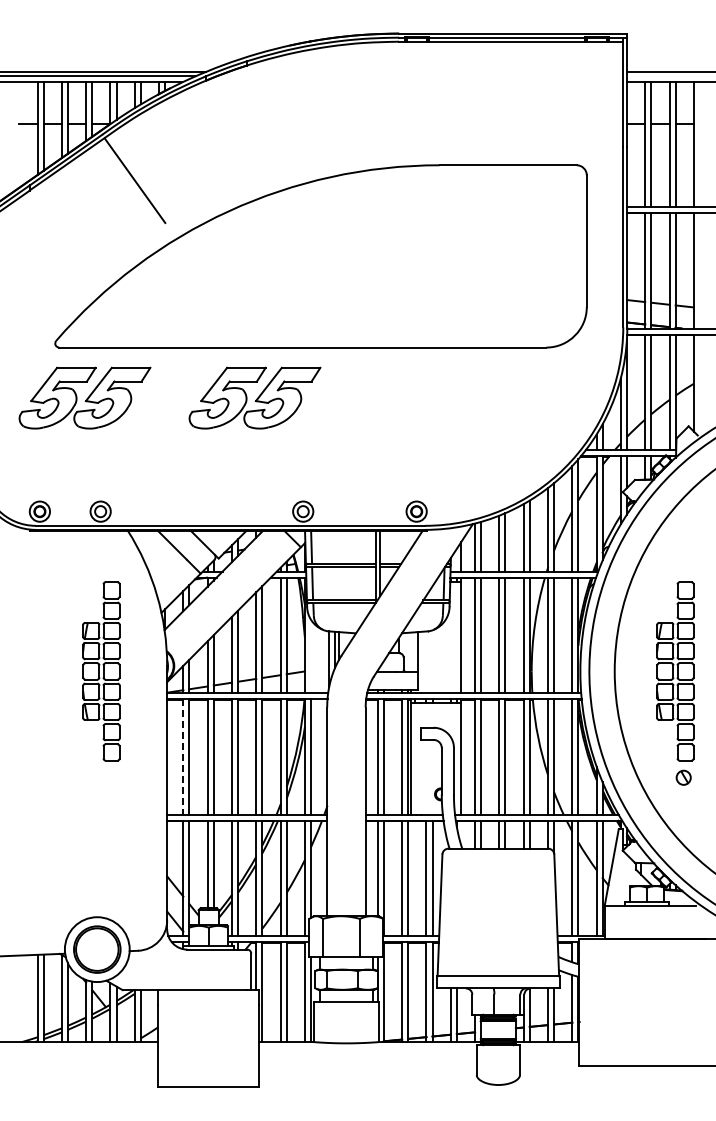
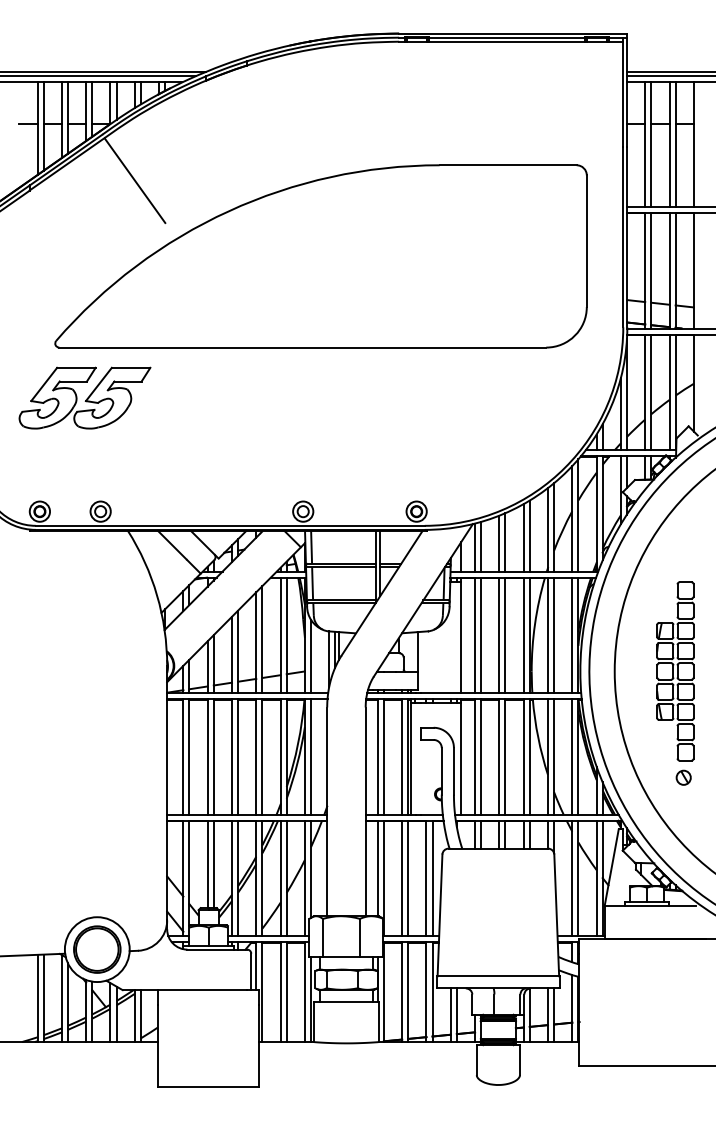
line: none -> present (669, 76)
part: present -> none (254, 397)
line: none -> present (311, 656)
part: present -> none (101, 671)
line: dashed -> solid (183, 756)
